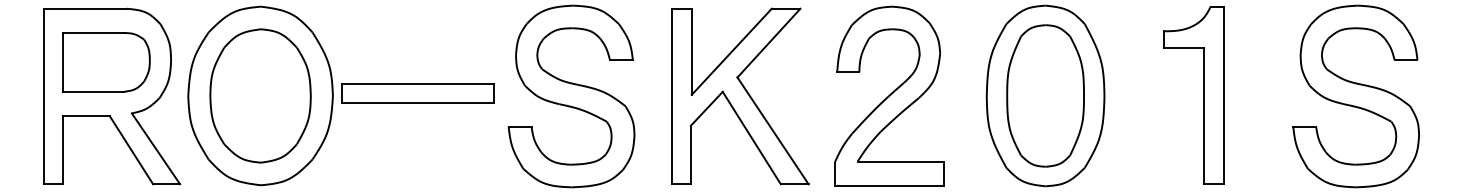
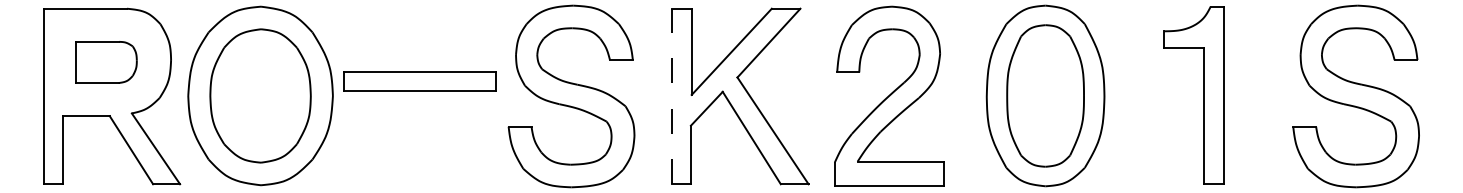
part size: 89x61 px -> 63x43 px (106, 62)
part position: (417, 93) -> (419, 81) (419, 81)
line: solid -> dashed (671, 96)
